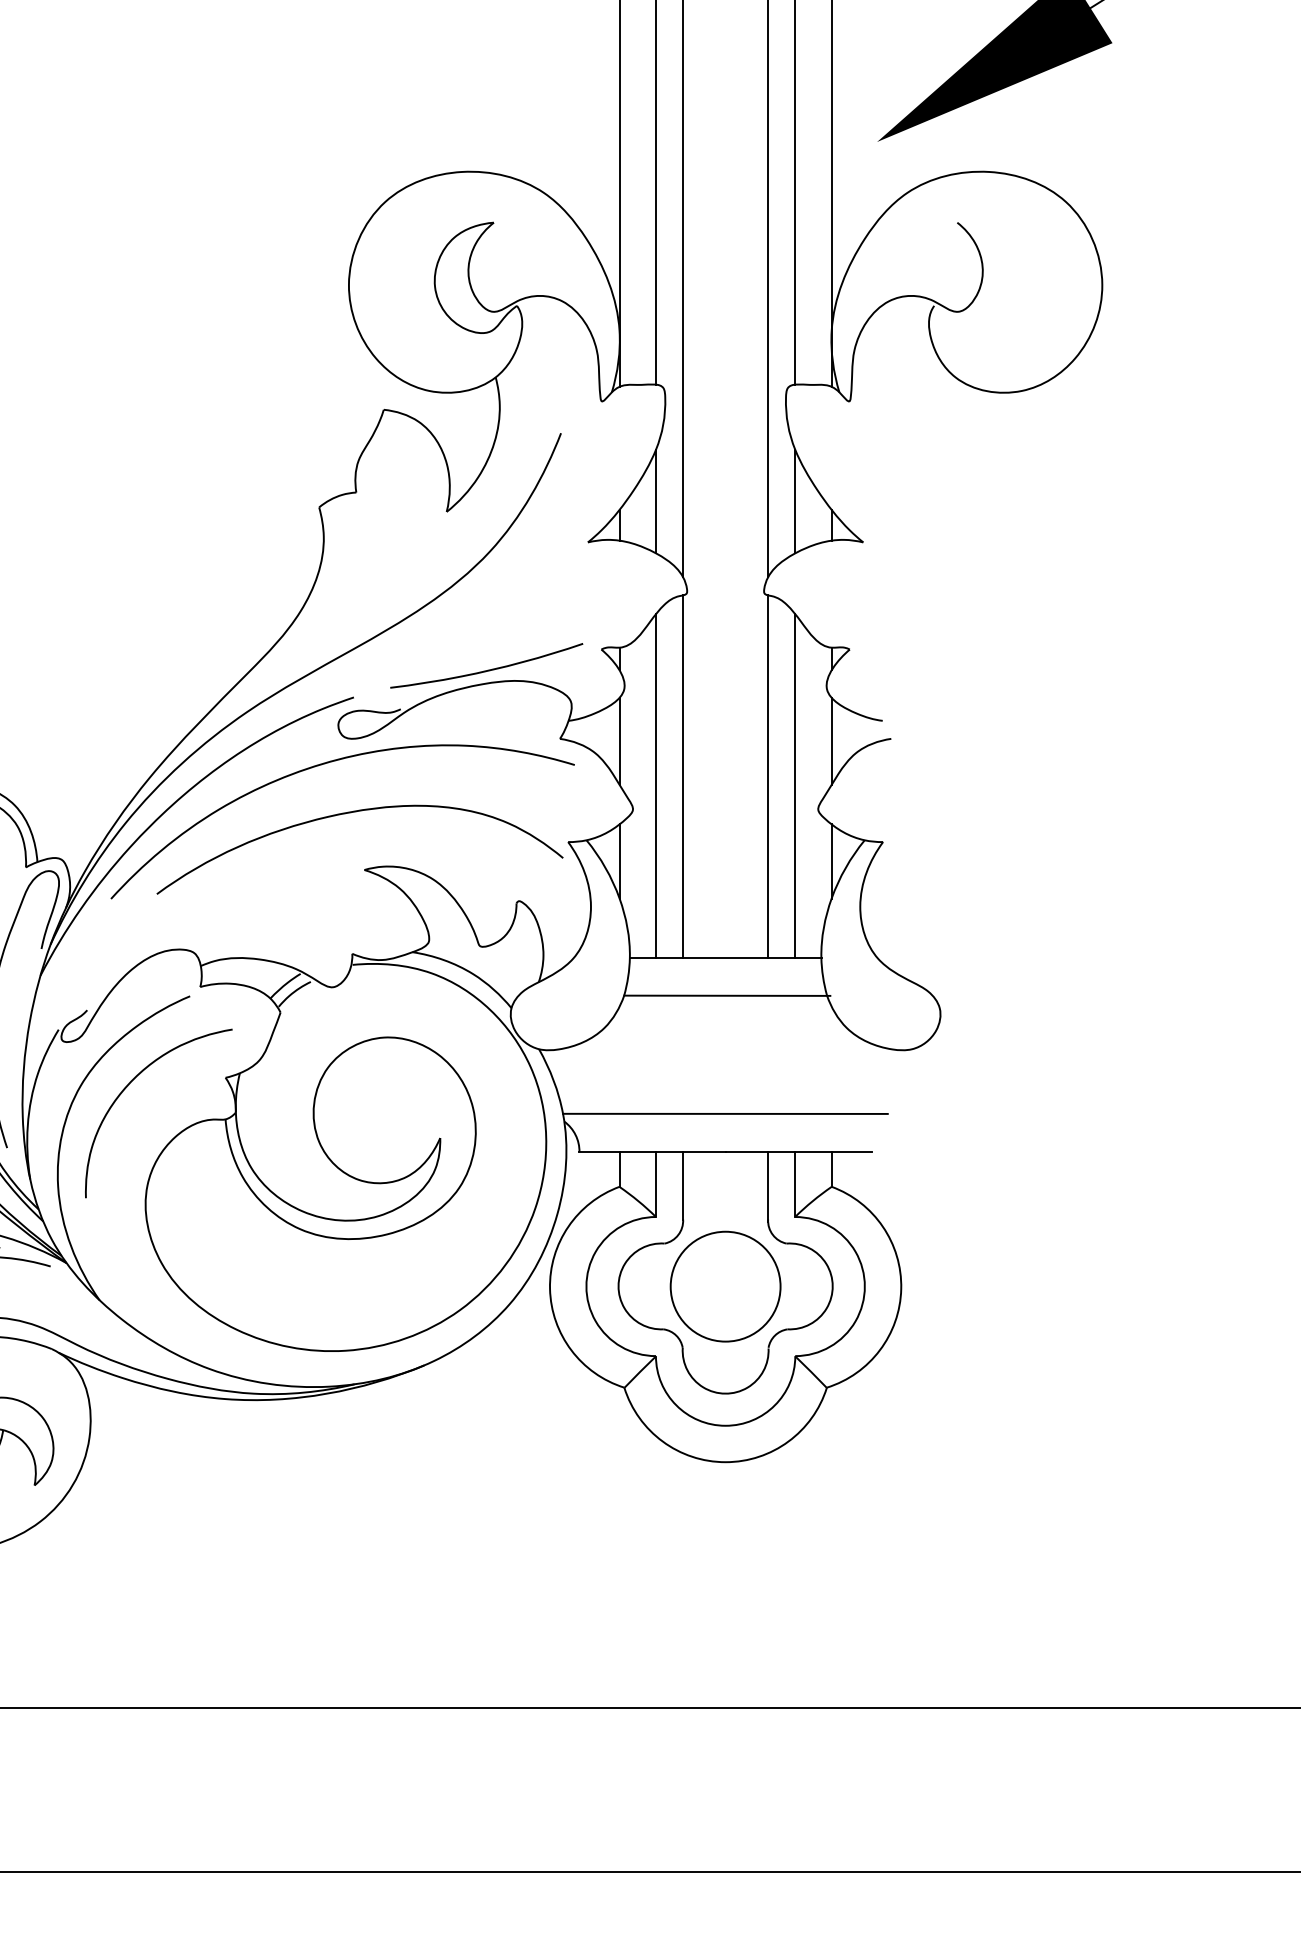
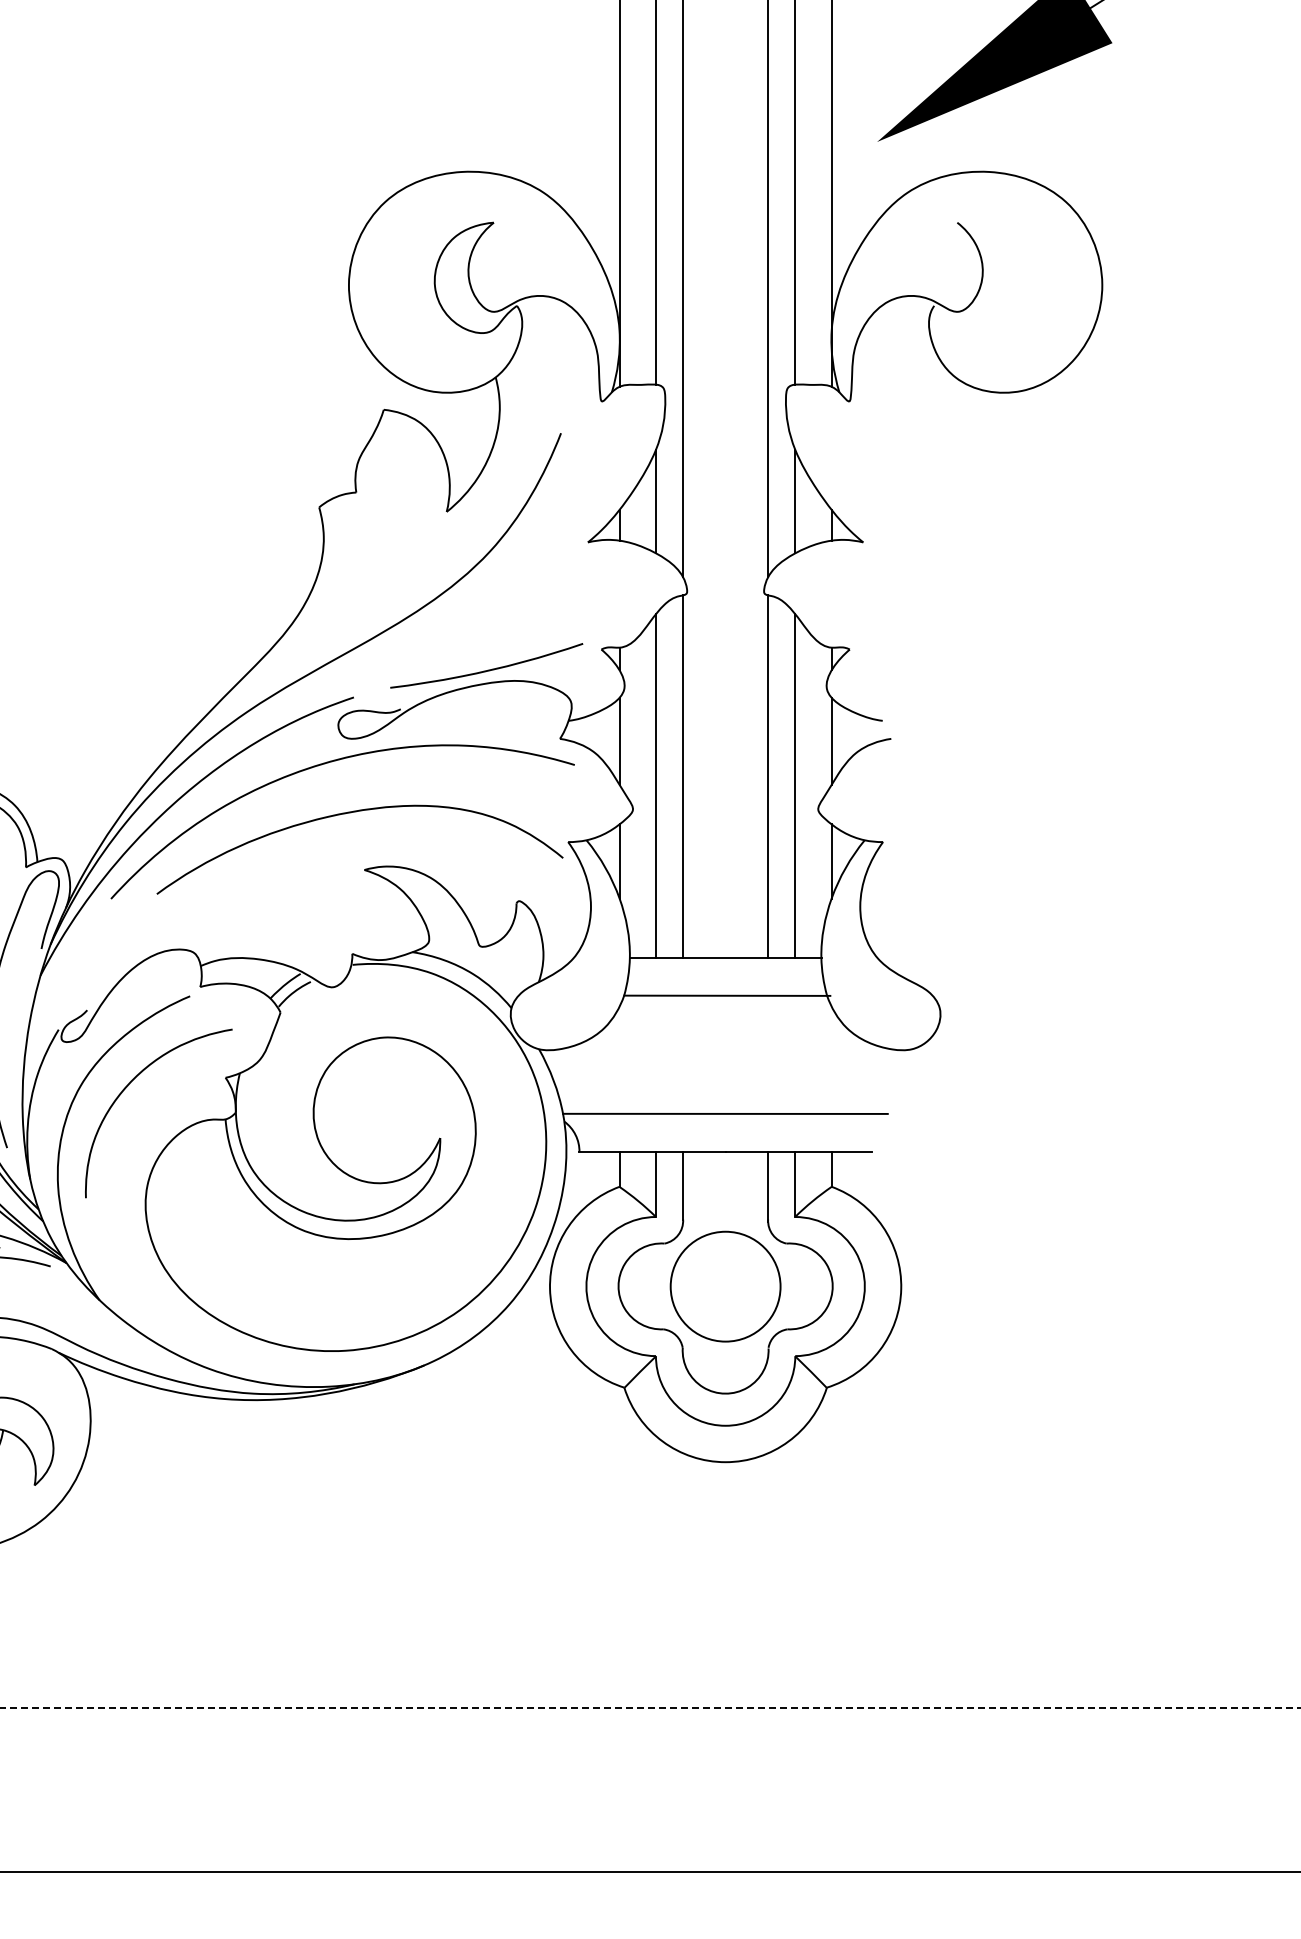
line: solid -> dashed (650, 1708)
